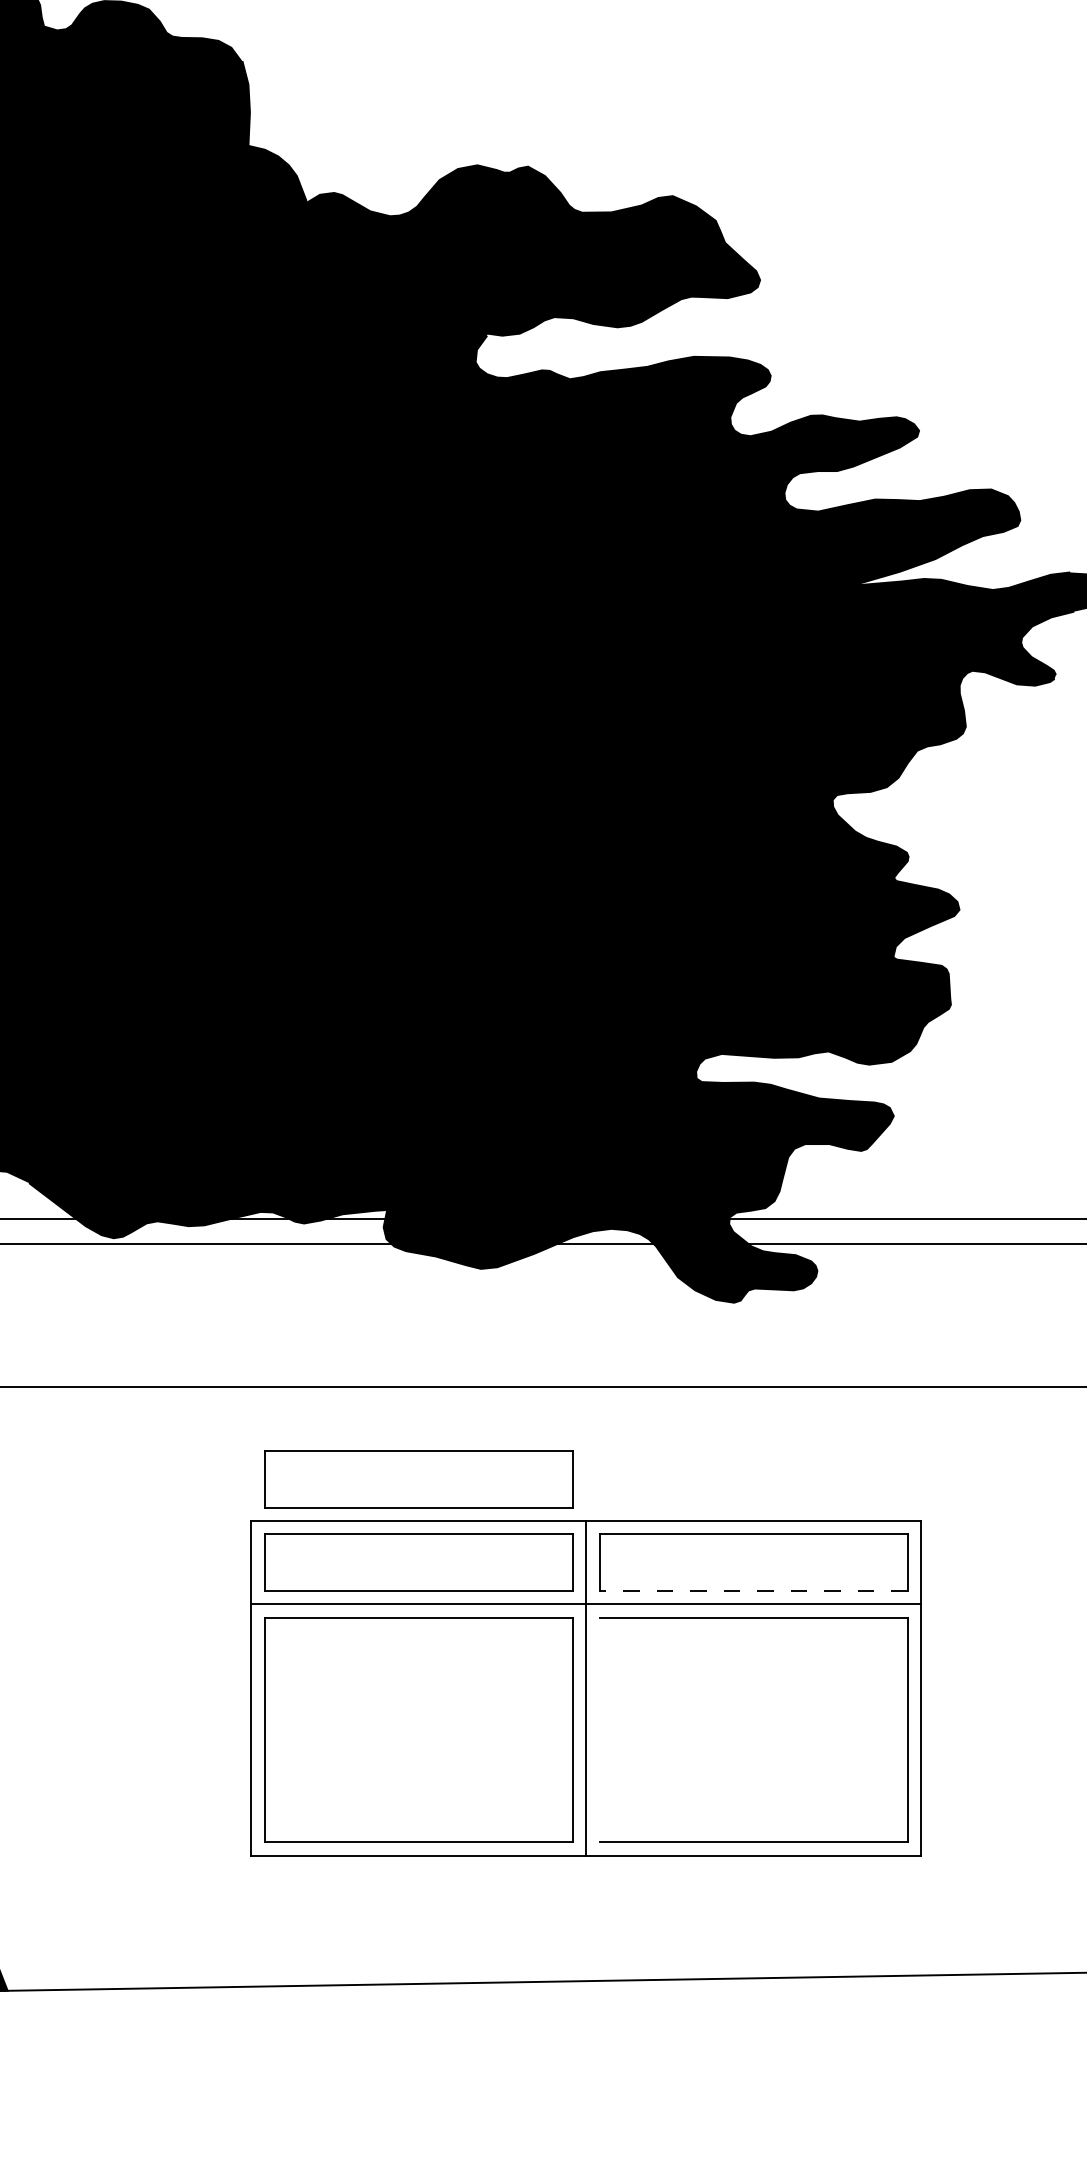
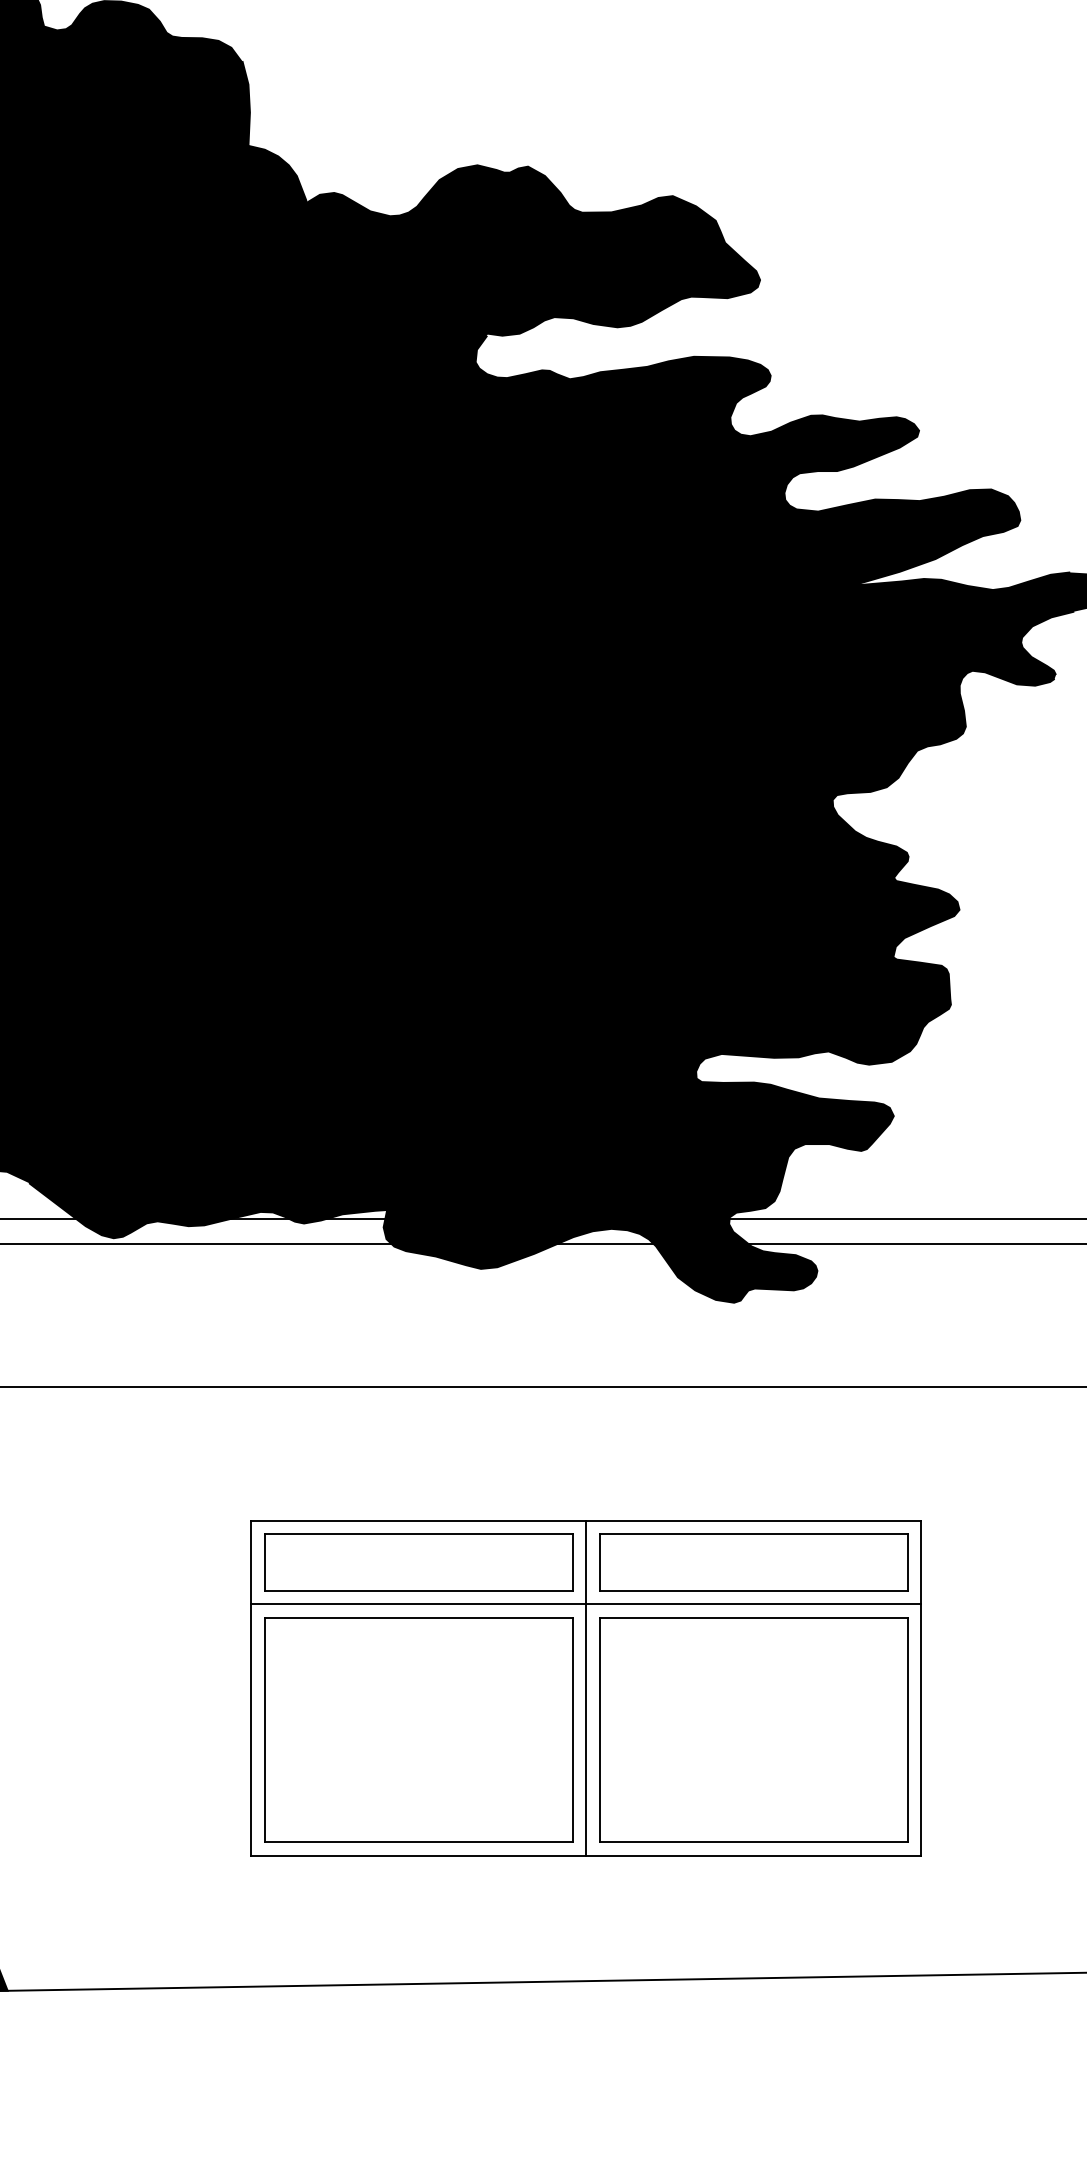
part: present -> none (418, 1479)
line: dashed -> solid (753, 1590)
line: none -> present (599, 1729)
